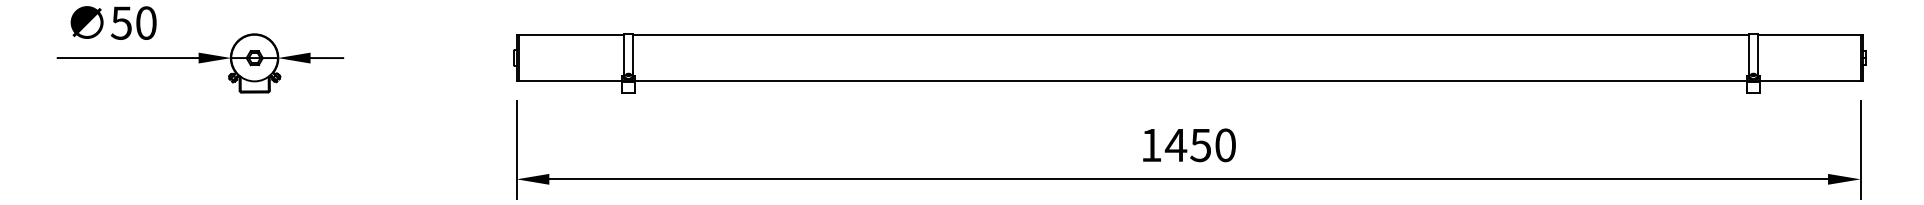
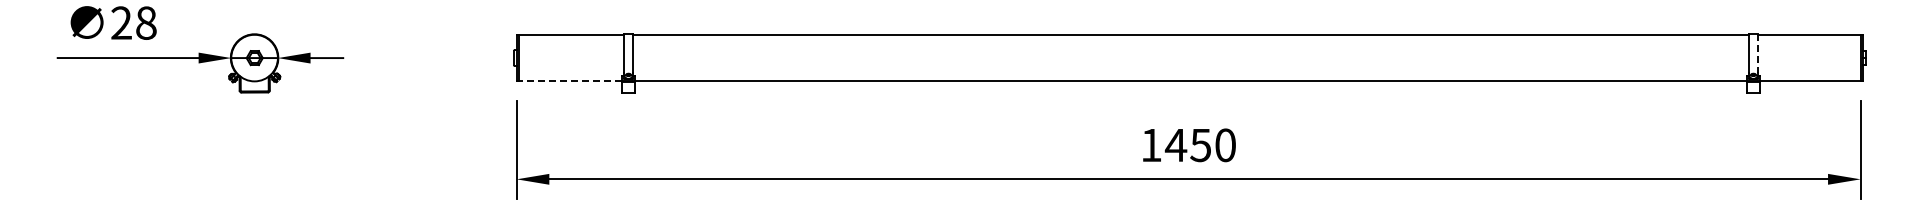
text: 50 -> 28 (133, 22)
line: solid -> dashed (1758, 53)
line: solid -> dashed (570, 81)
